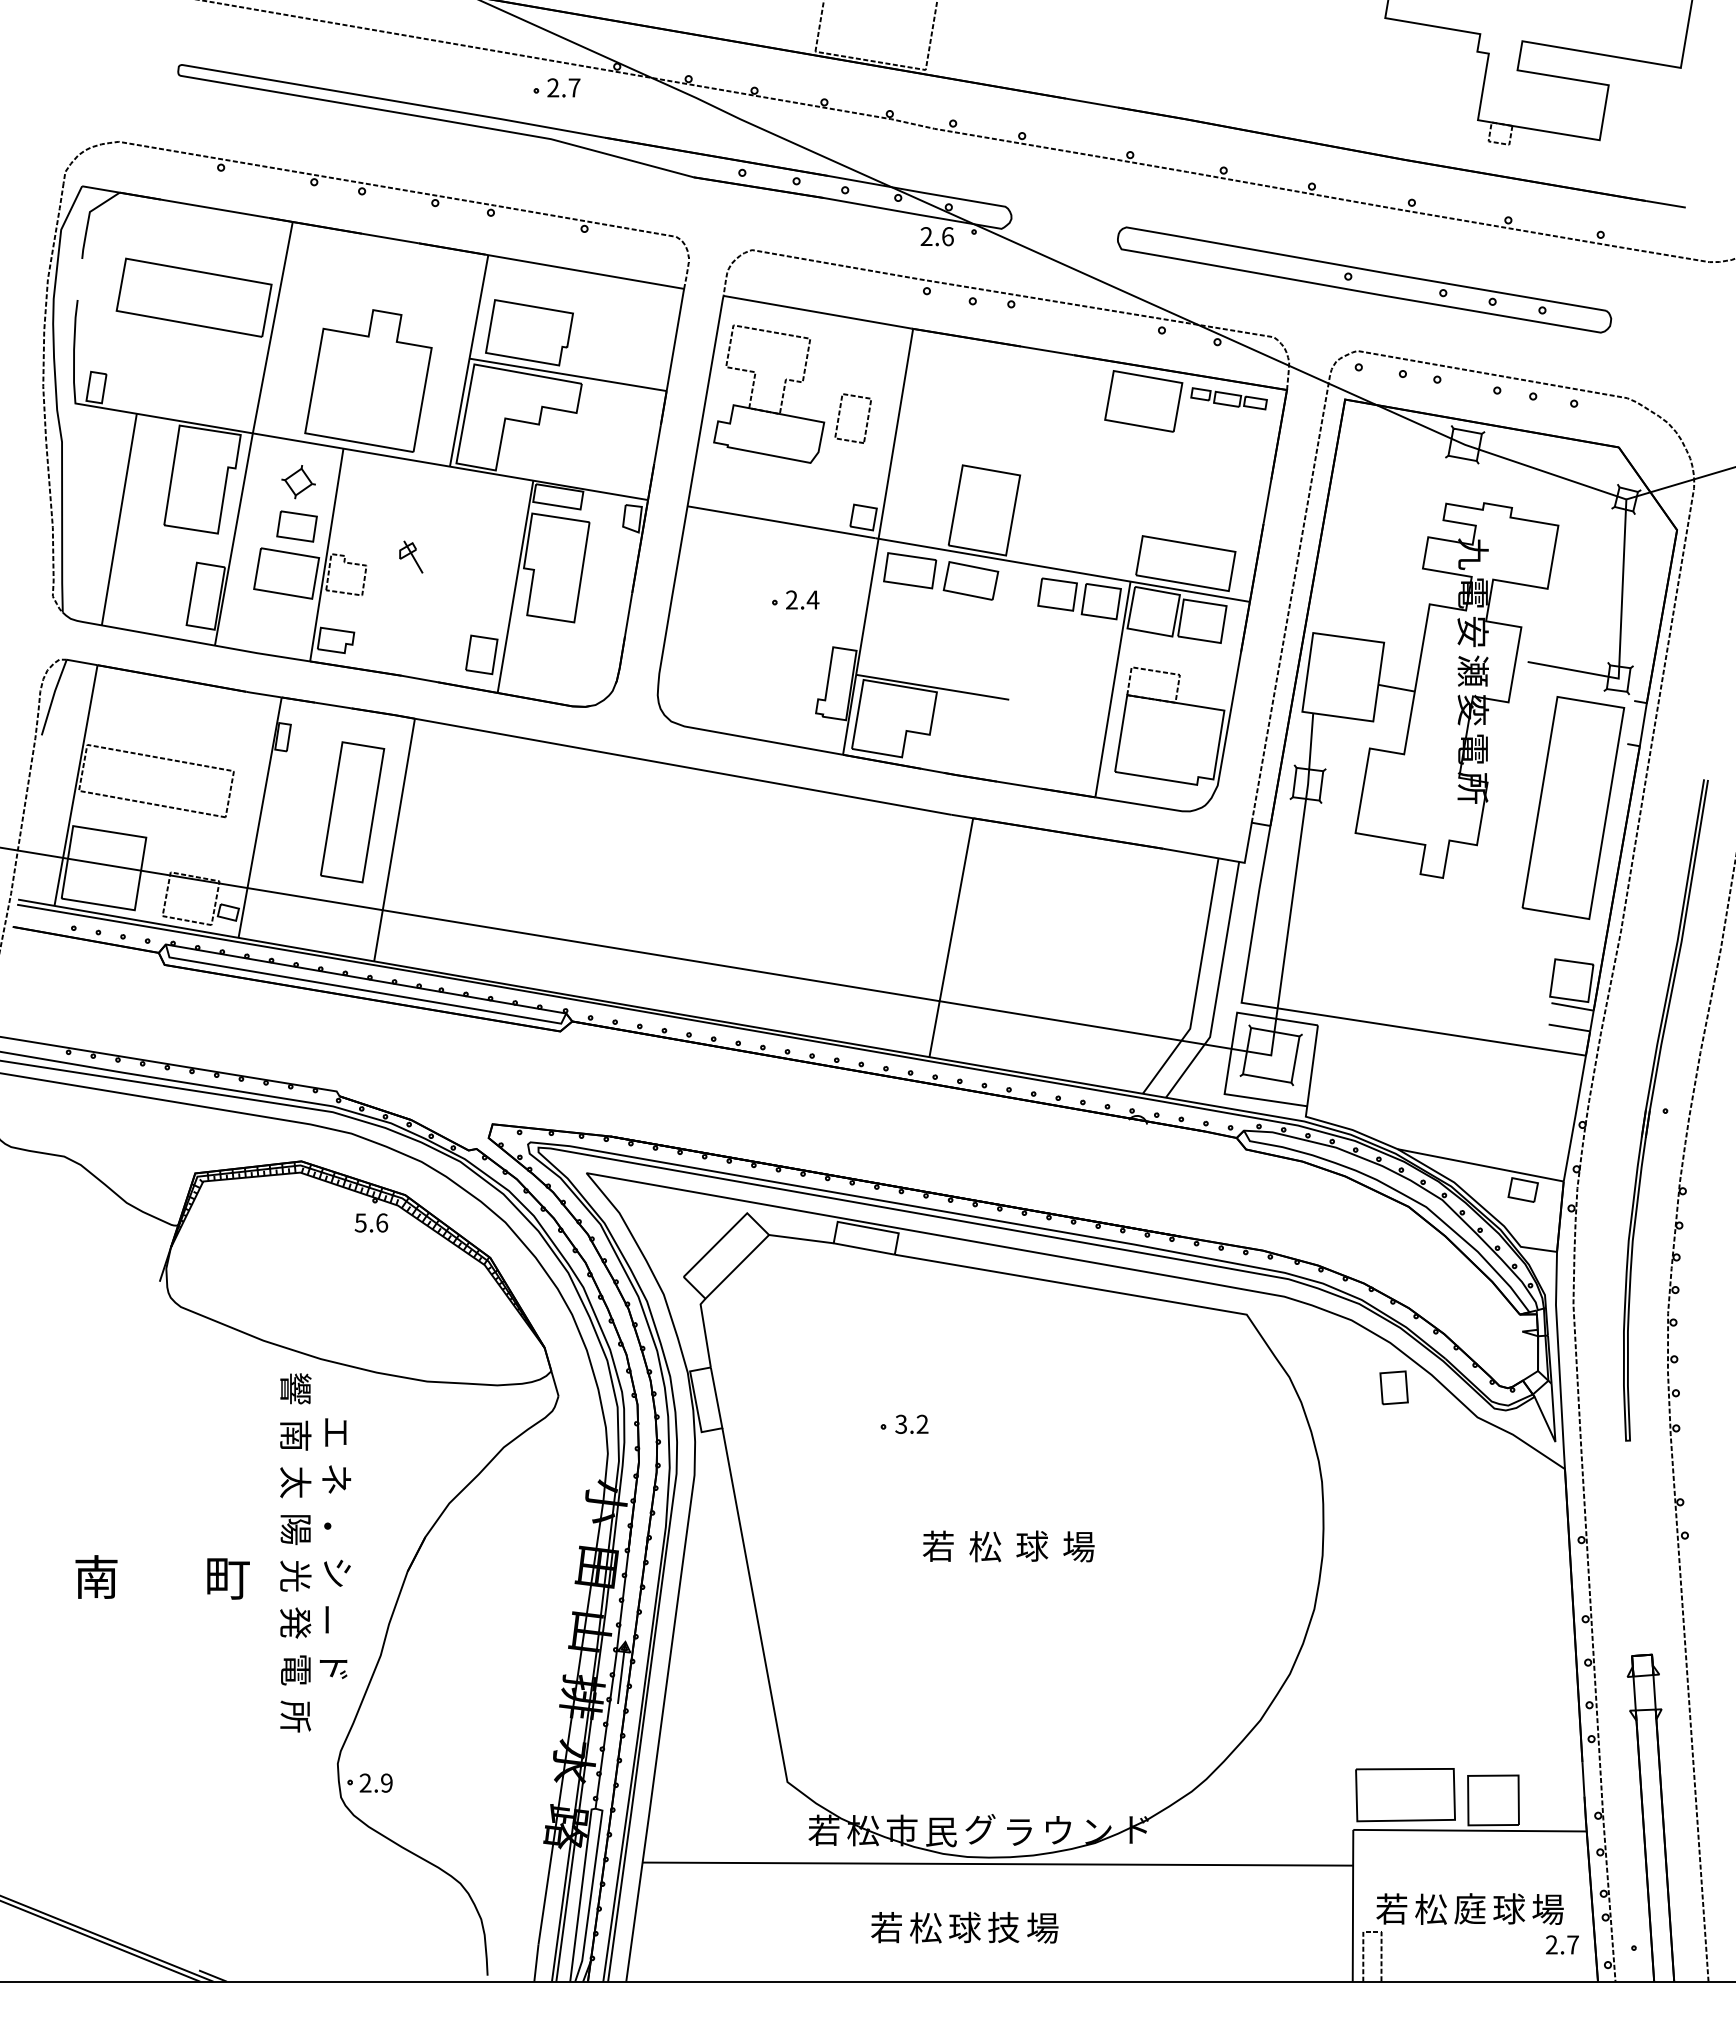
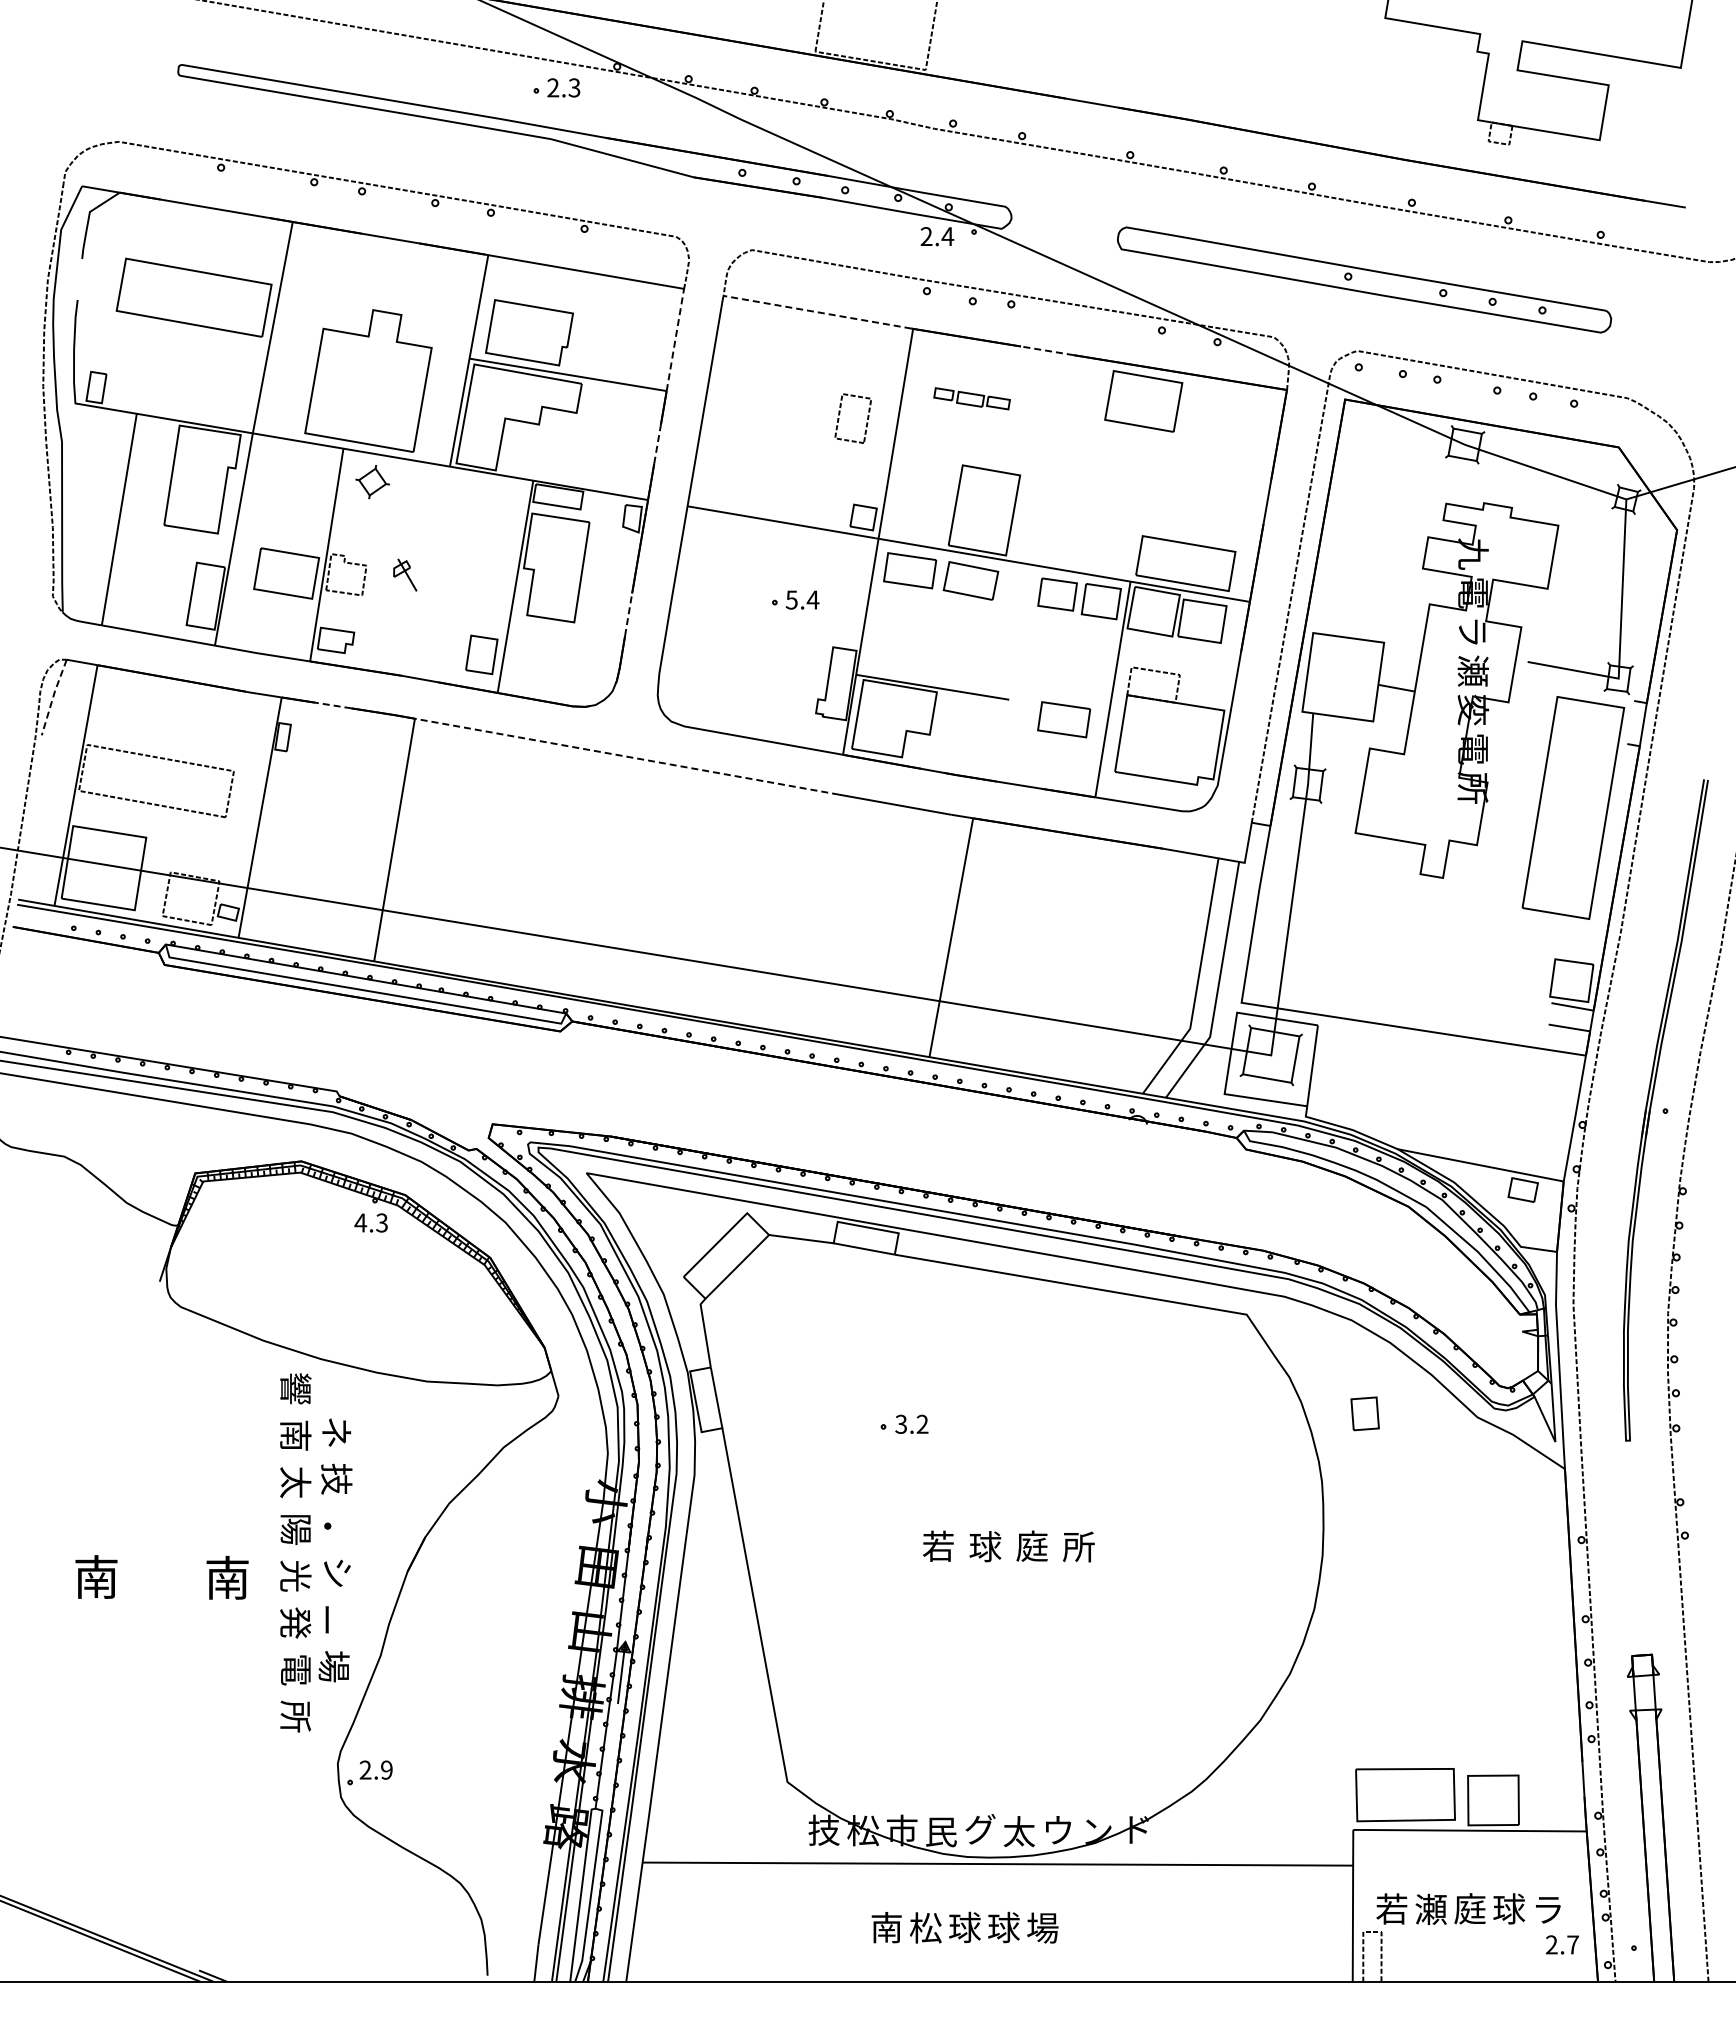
text: 2.7 -> 2.3 (574, 87)
text: 2.6 -> 2.4 (947, 236)
line: solid -> dashed (817, 312)
line: solid -> dashed (675, 339)
line: solid -> dashed (1047, 350)
part: present -> none (781, 397)
part position: (1228, 398) -> (971, 398) (971, 398)
line: solid -> dashed (657, 443)
part position: (298, 482) -> (372, 482) (372, 482)
part: present -> none (296, 526)
part position: (411, 556) -> (405, 574) (405, 574)
text: 2.4 -> 5.4 (791, 599)
line: solid -> dashed (628, 614)
text: 安 -> ラ (1472, 631)
line: solid -> dashed (53, 696)
line: solid -> dashed (332, 705)
part: none -> present (1064, 719)
line: solid -> dashed (626, 756)
part: present -> none (352, 812)
text: 5.6 -> 4.3 (371, 1222)
part position: (1393, 1387) -> (1364, 1413) (1364, 1413)
text: エ -> ネ (336, 1432)
text: ネ -> 技 (336, 1478)
text: 球 -> 庭 (1032, 1545)
text: 松 -> 球 (985, 1546)
text: 場 -> 所 (1078, 1546)
text: 町 -> 南 (227, 1577)
text: ド -> 場 (333, 1666)
text position: (375, 1782) -> (375, 1769) (375, 1769)
text: 若 -> 技 (823, 1829)
text: ラ -> 太 (1018, 1831)
text: 松 -> 瀬 (1430, 1908)
text: 場 -> ラ (1547, 1909)
text: 若 -> 南 (886, 1927)
text: 技 -> 球 (1003, 1927)
